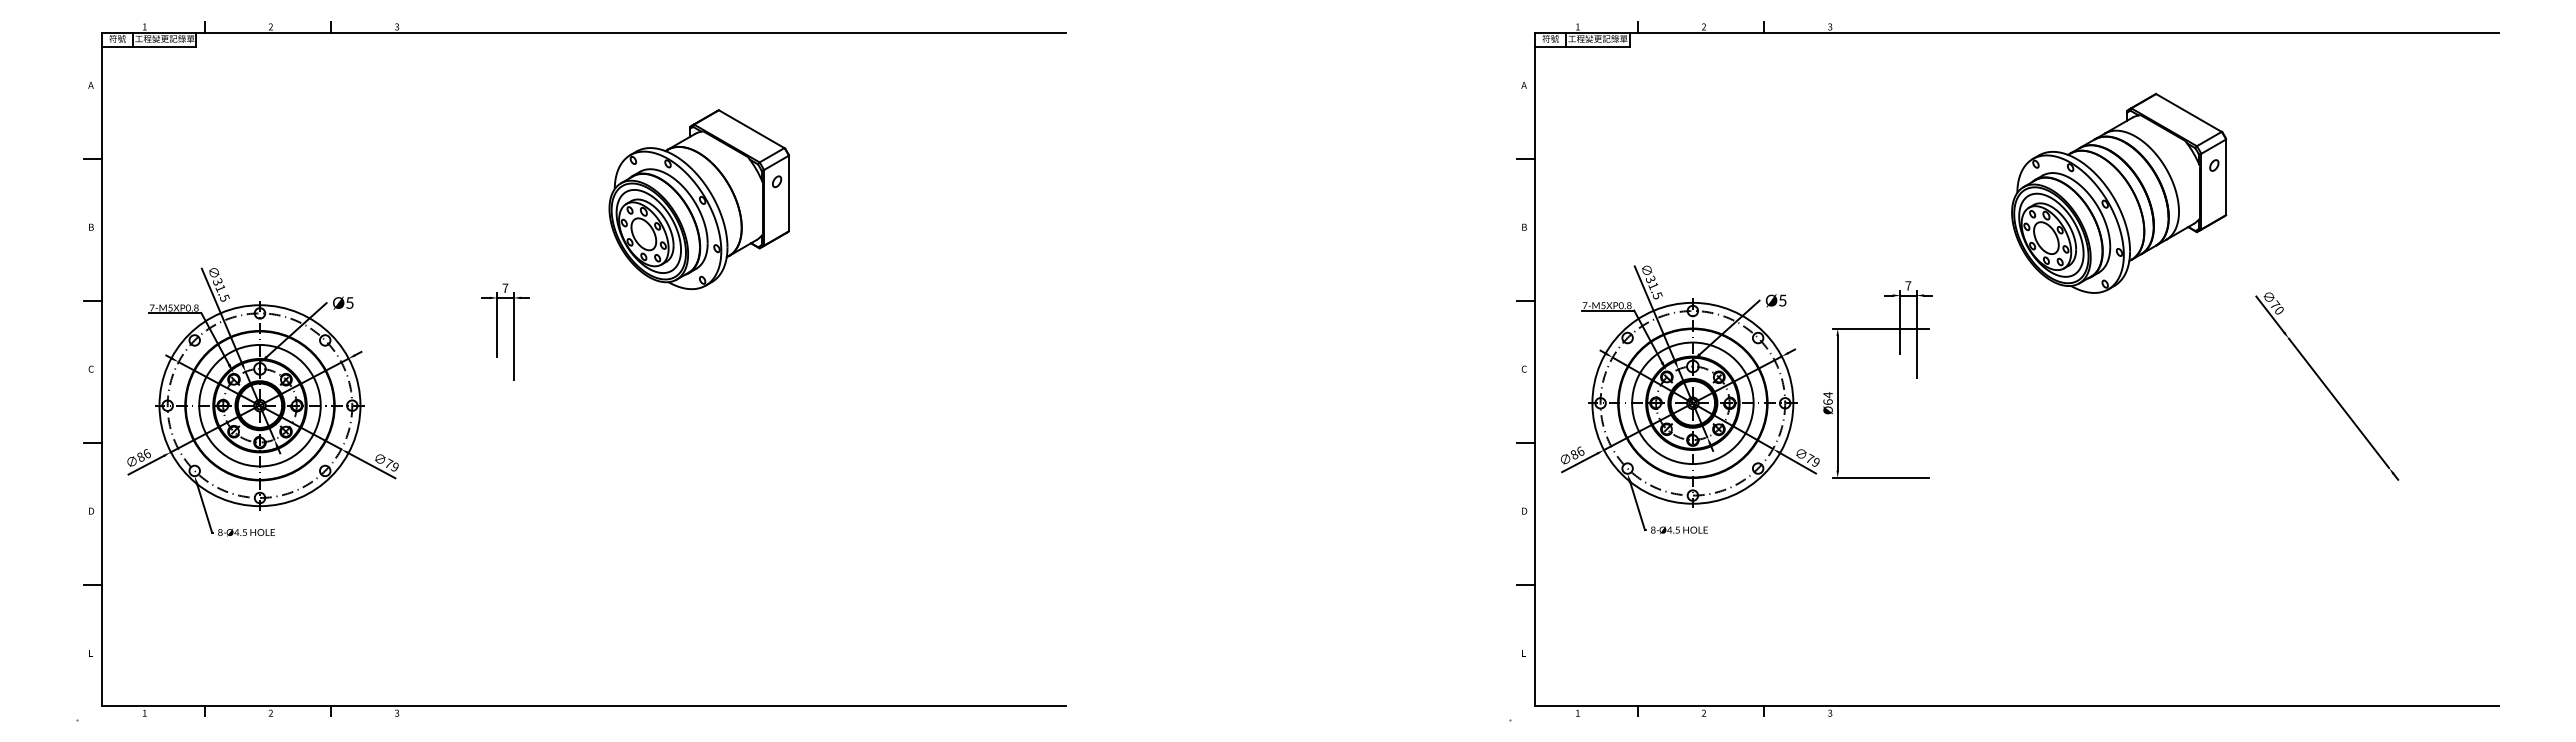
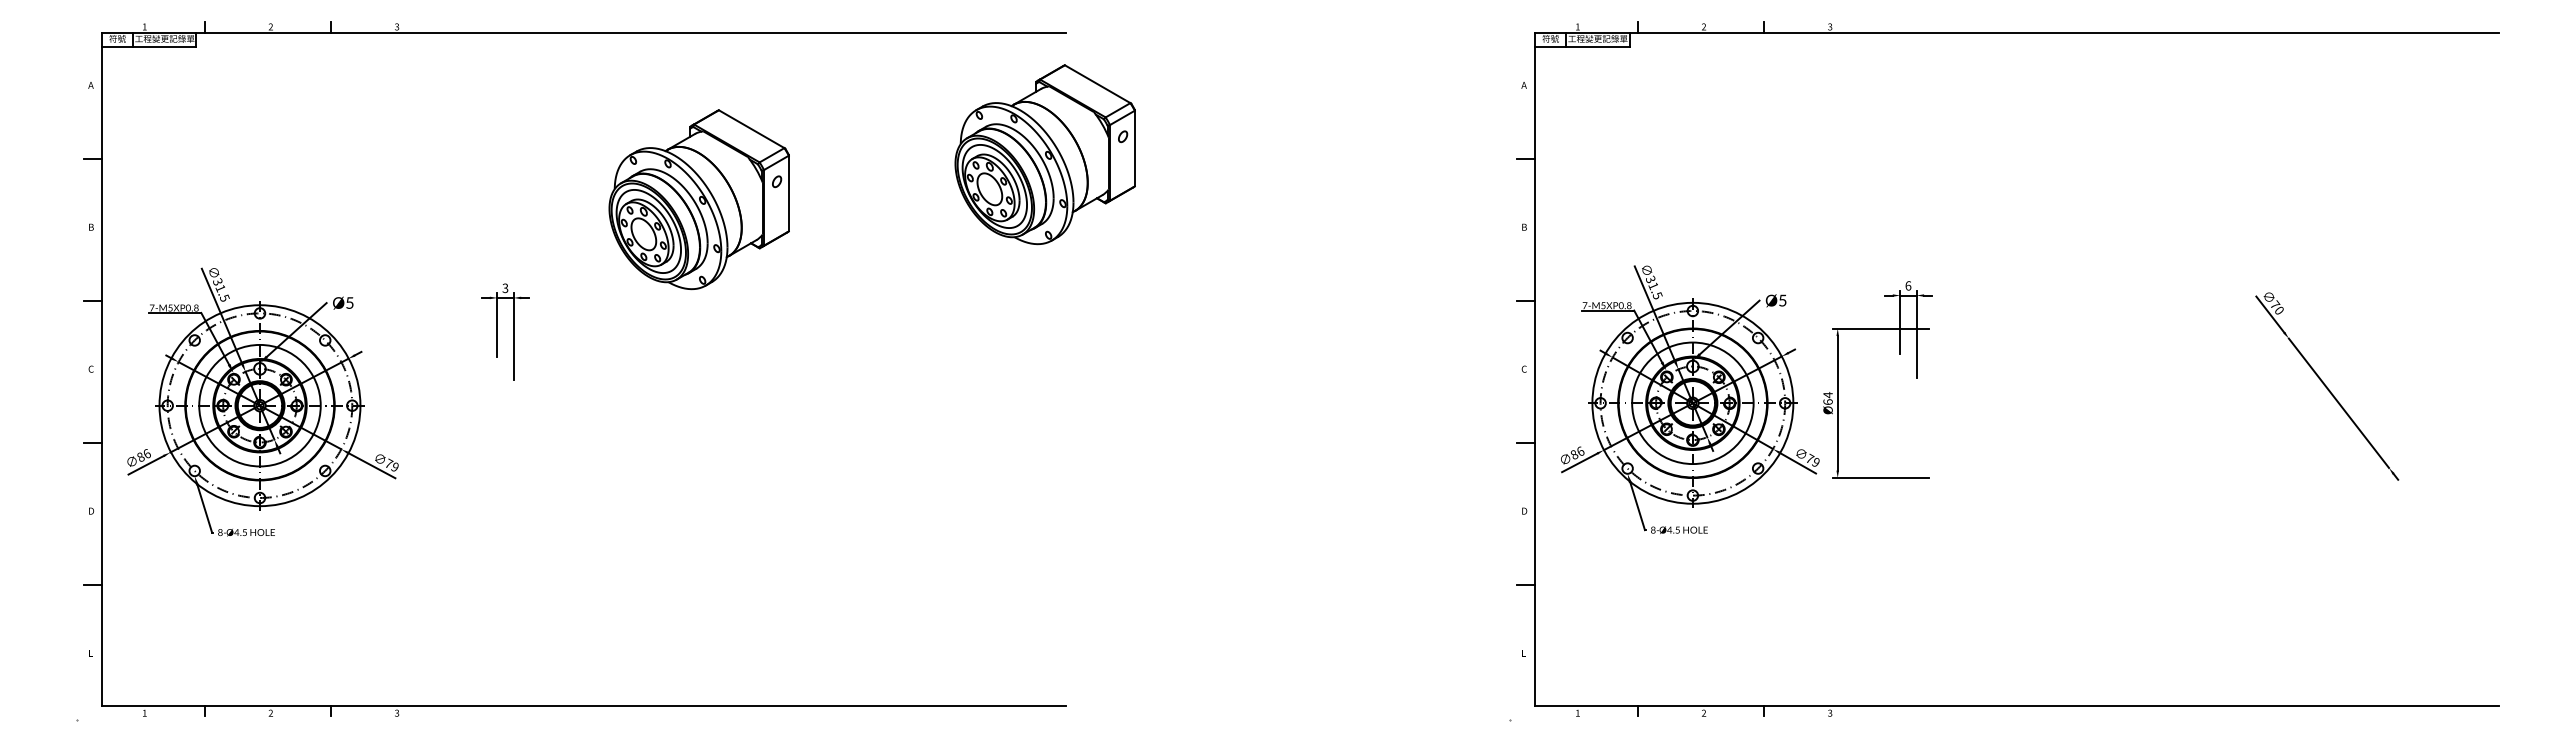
part: none -> present (1044, 154)
part: present -> none (2119, 193)
text: 7 -> 6 (1908, 285)
text: 7 -> 3 (505, 288)
